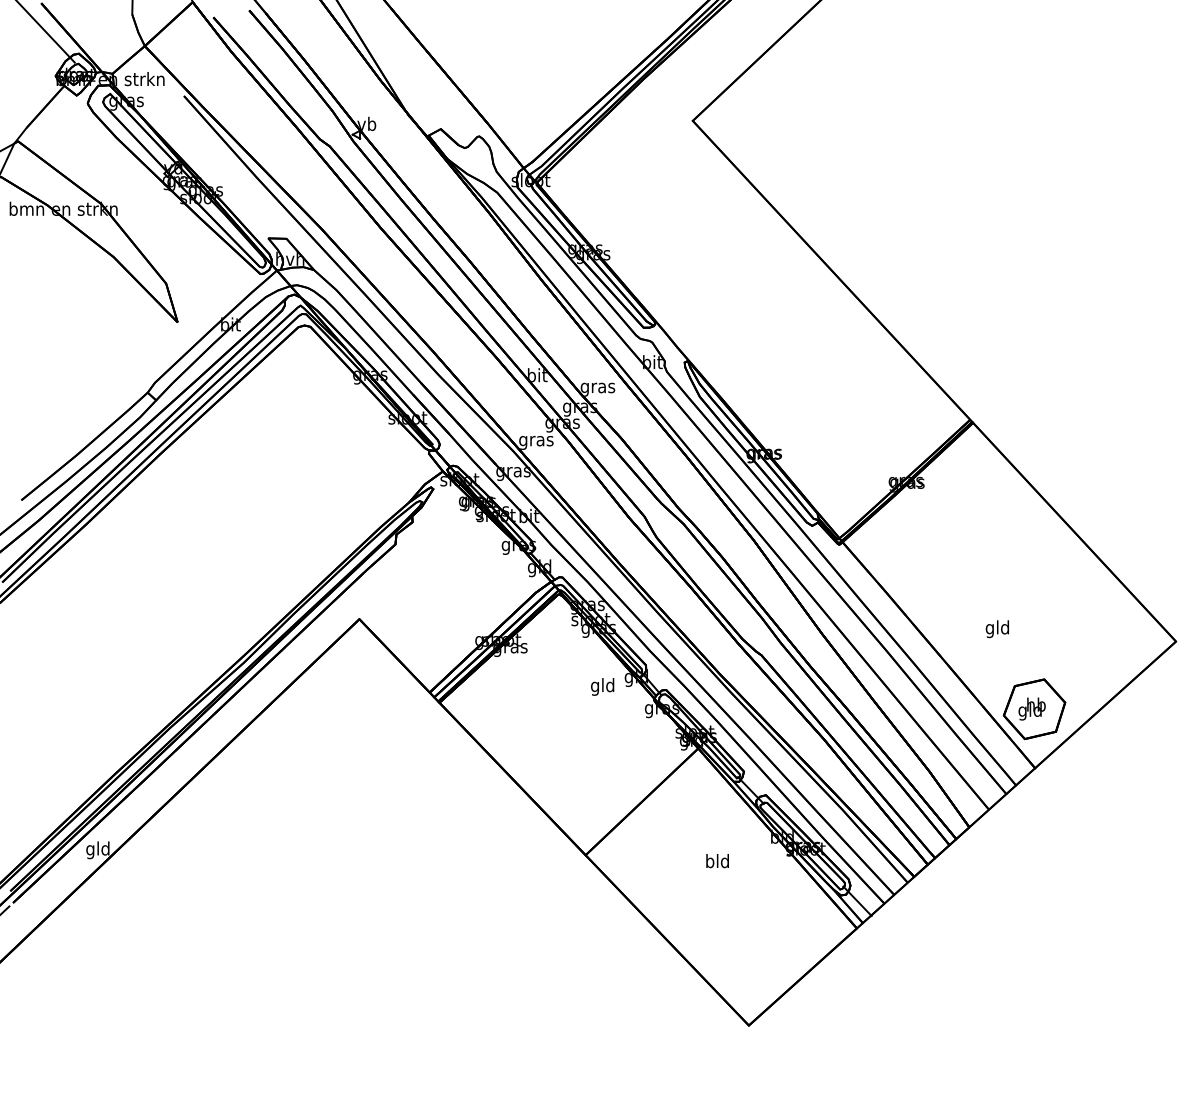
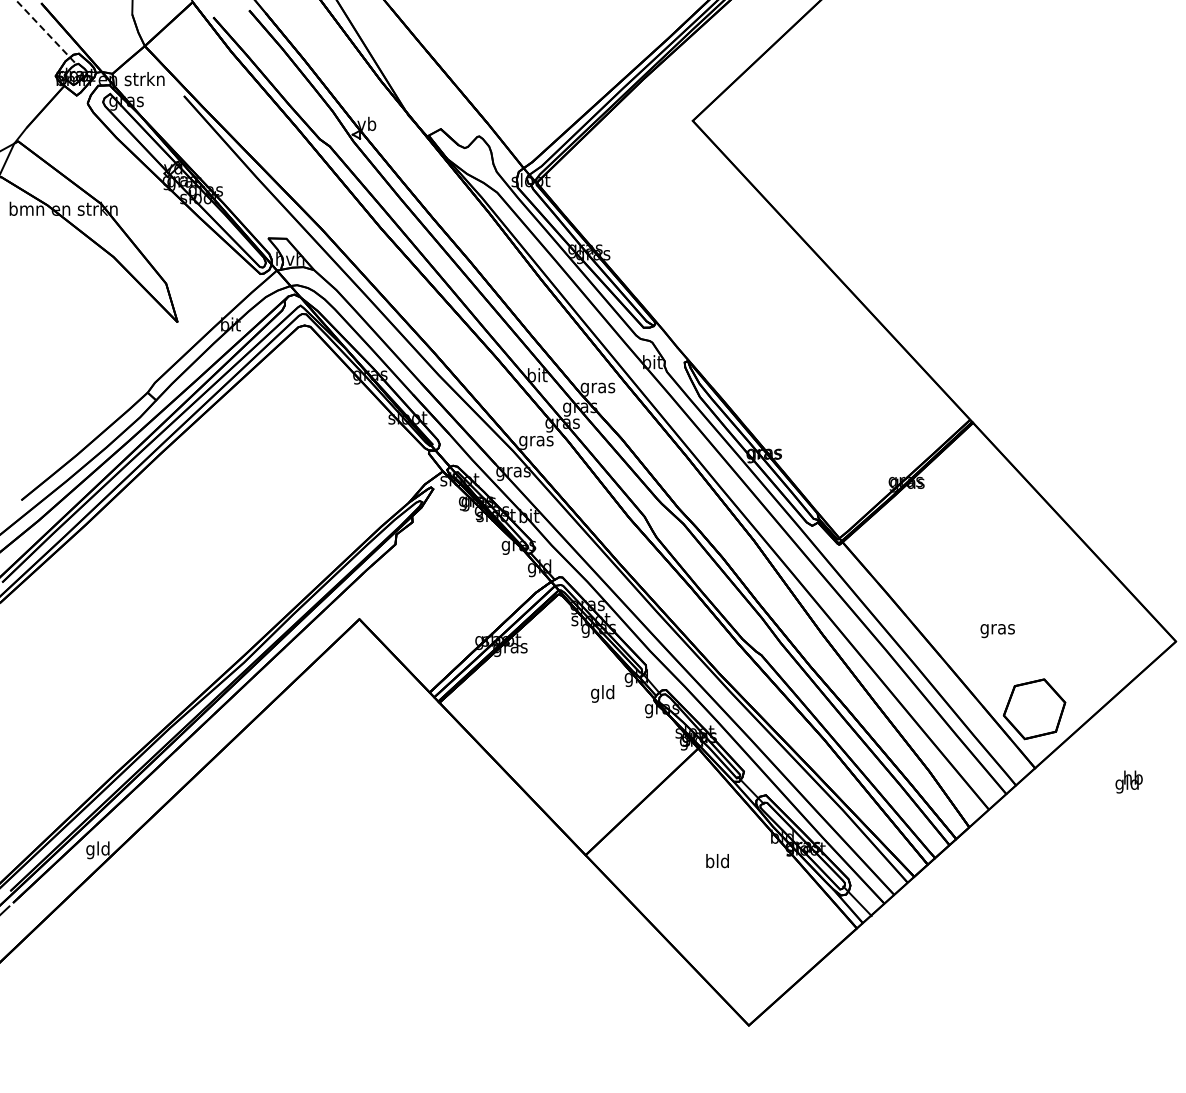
line: solid -> dashed (45, 31)
text: gld -> gras (997, 629)
text position: (602, 686) -> (602, 693) (602, 693)
text position: (1031, 708) -> (1128, 781) (1128, 781)
